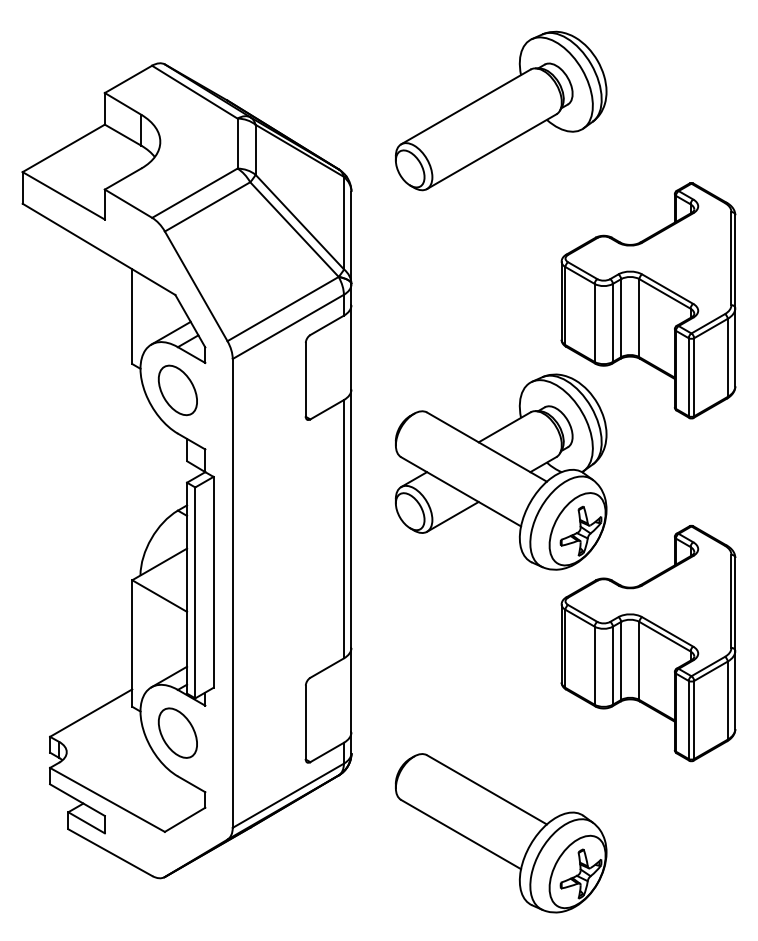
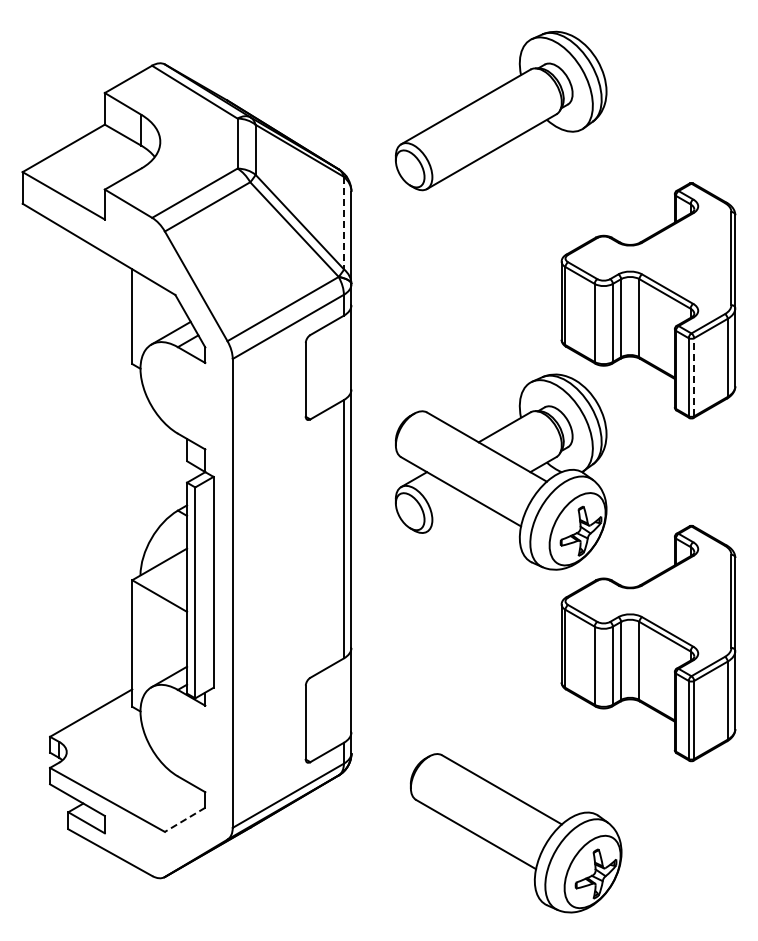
line: solid -> dashed (344, 223)
line: solid -> dashed (694, 376)
part: present -> none (177, 390)
line: present -> none (452, 516)
part: present -> none (177, 732)
line: solid -> dashed (185, 819)
part position: (500, 833) -> (515, 833) (515, 833)
